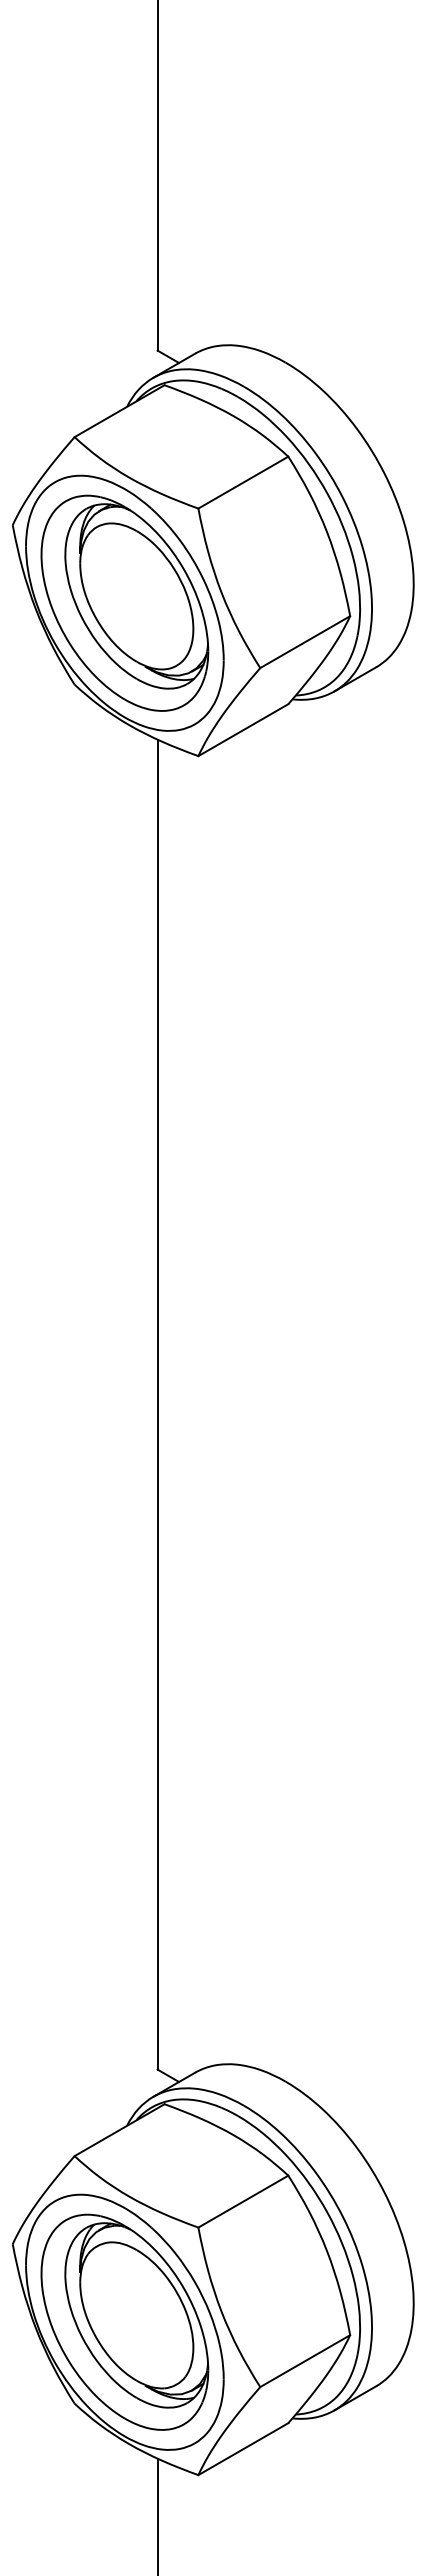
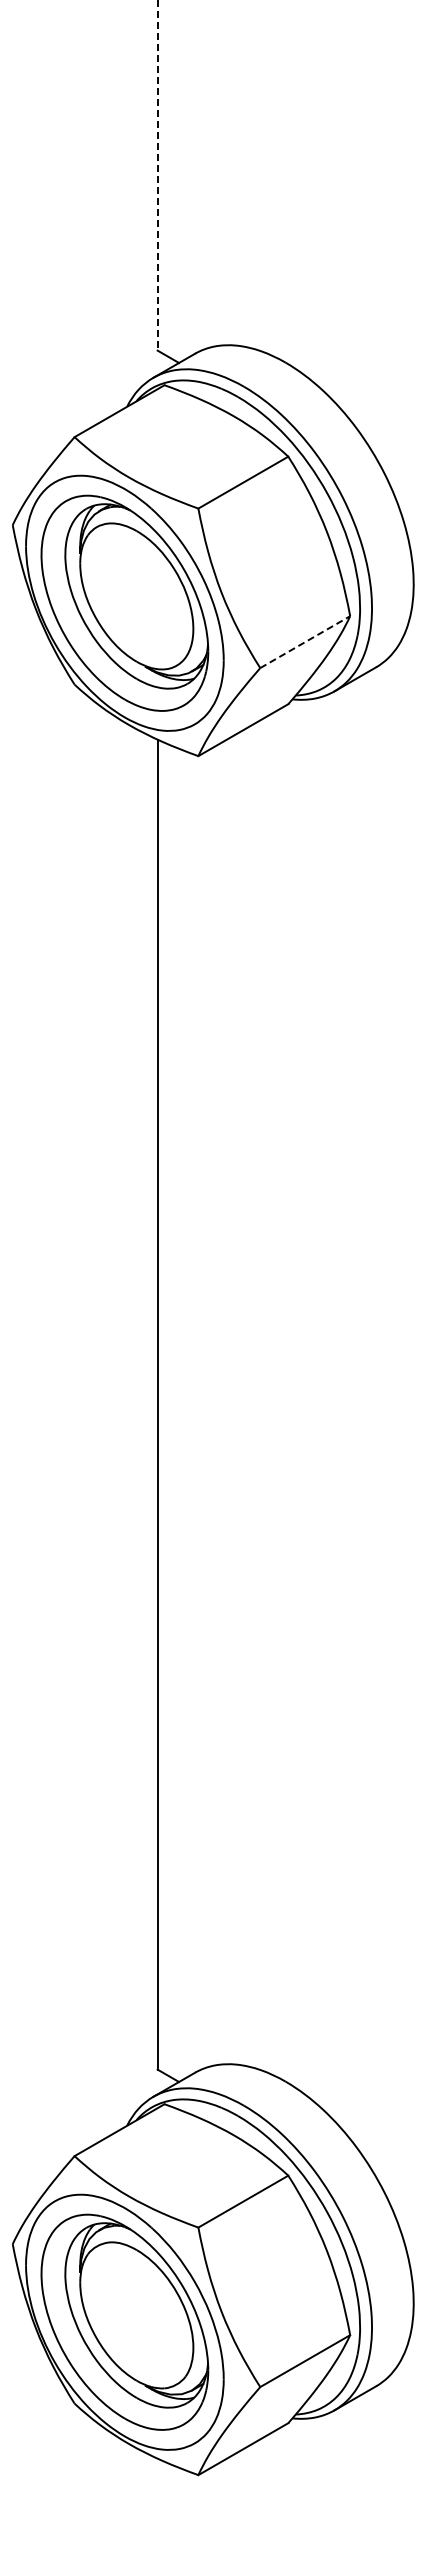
line: solid -> dashed (157, 175)
line: solid -> dashed (305, 642)
line: present -> none (157, 2515)
